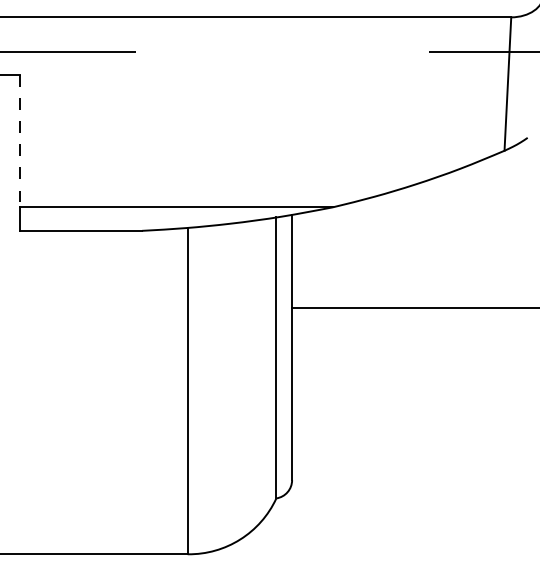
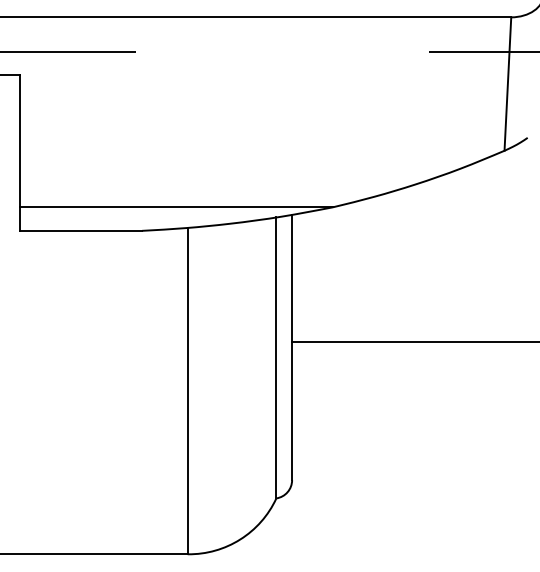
line: dashed -> solid (19, 141)
line position: (414, 308) -> (414, 342) (414, 342)
